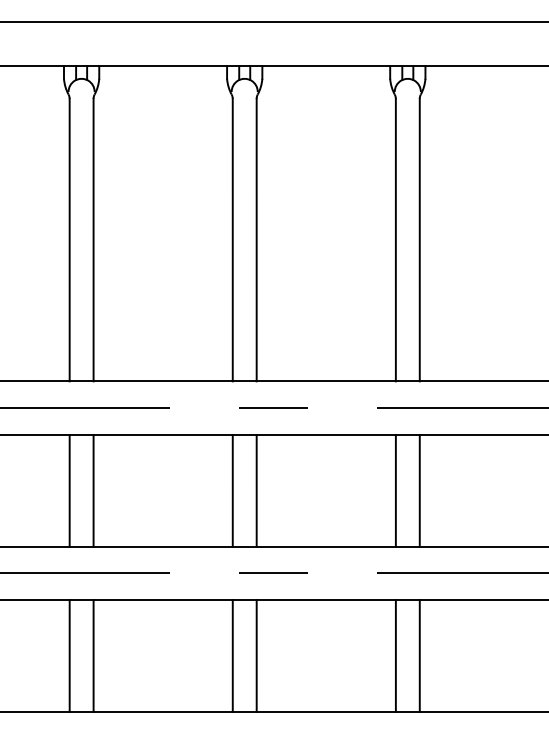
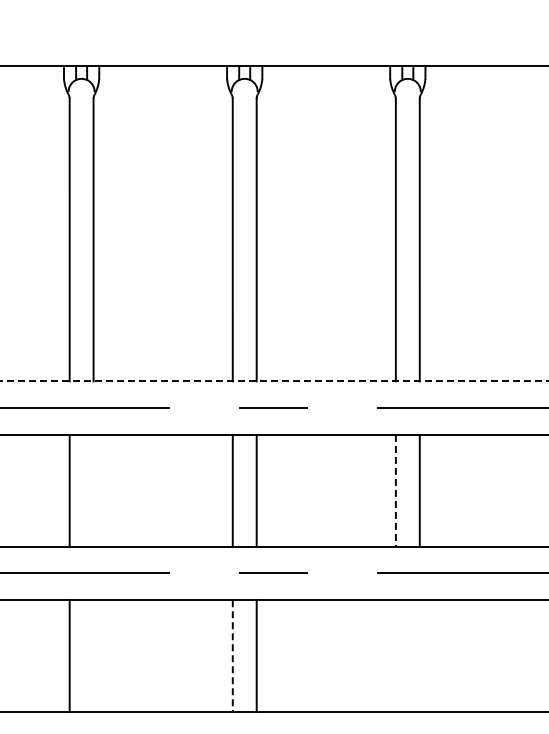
line: present -> none (273, 22)
line: solid -> dashed (274, 381)
line: present -> none (93, 490)
line: solid -> dashed (395, 490)
line: present -> none (93, 655)
line: present -> none (395, 655)
line: present -> none (419, 655)
line: solid -> dashed (232, 656)
